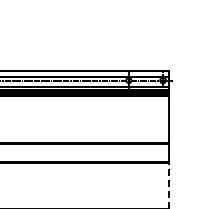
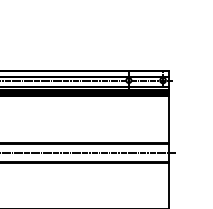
line: none -> present (88, 152)
line: dashed -> solid (168, 185)
